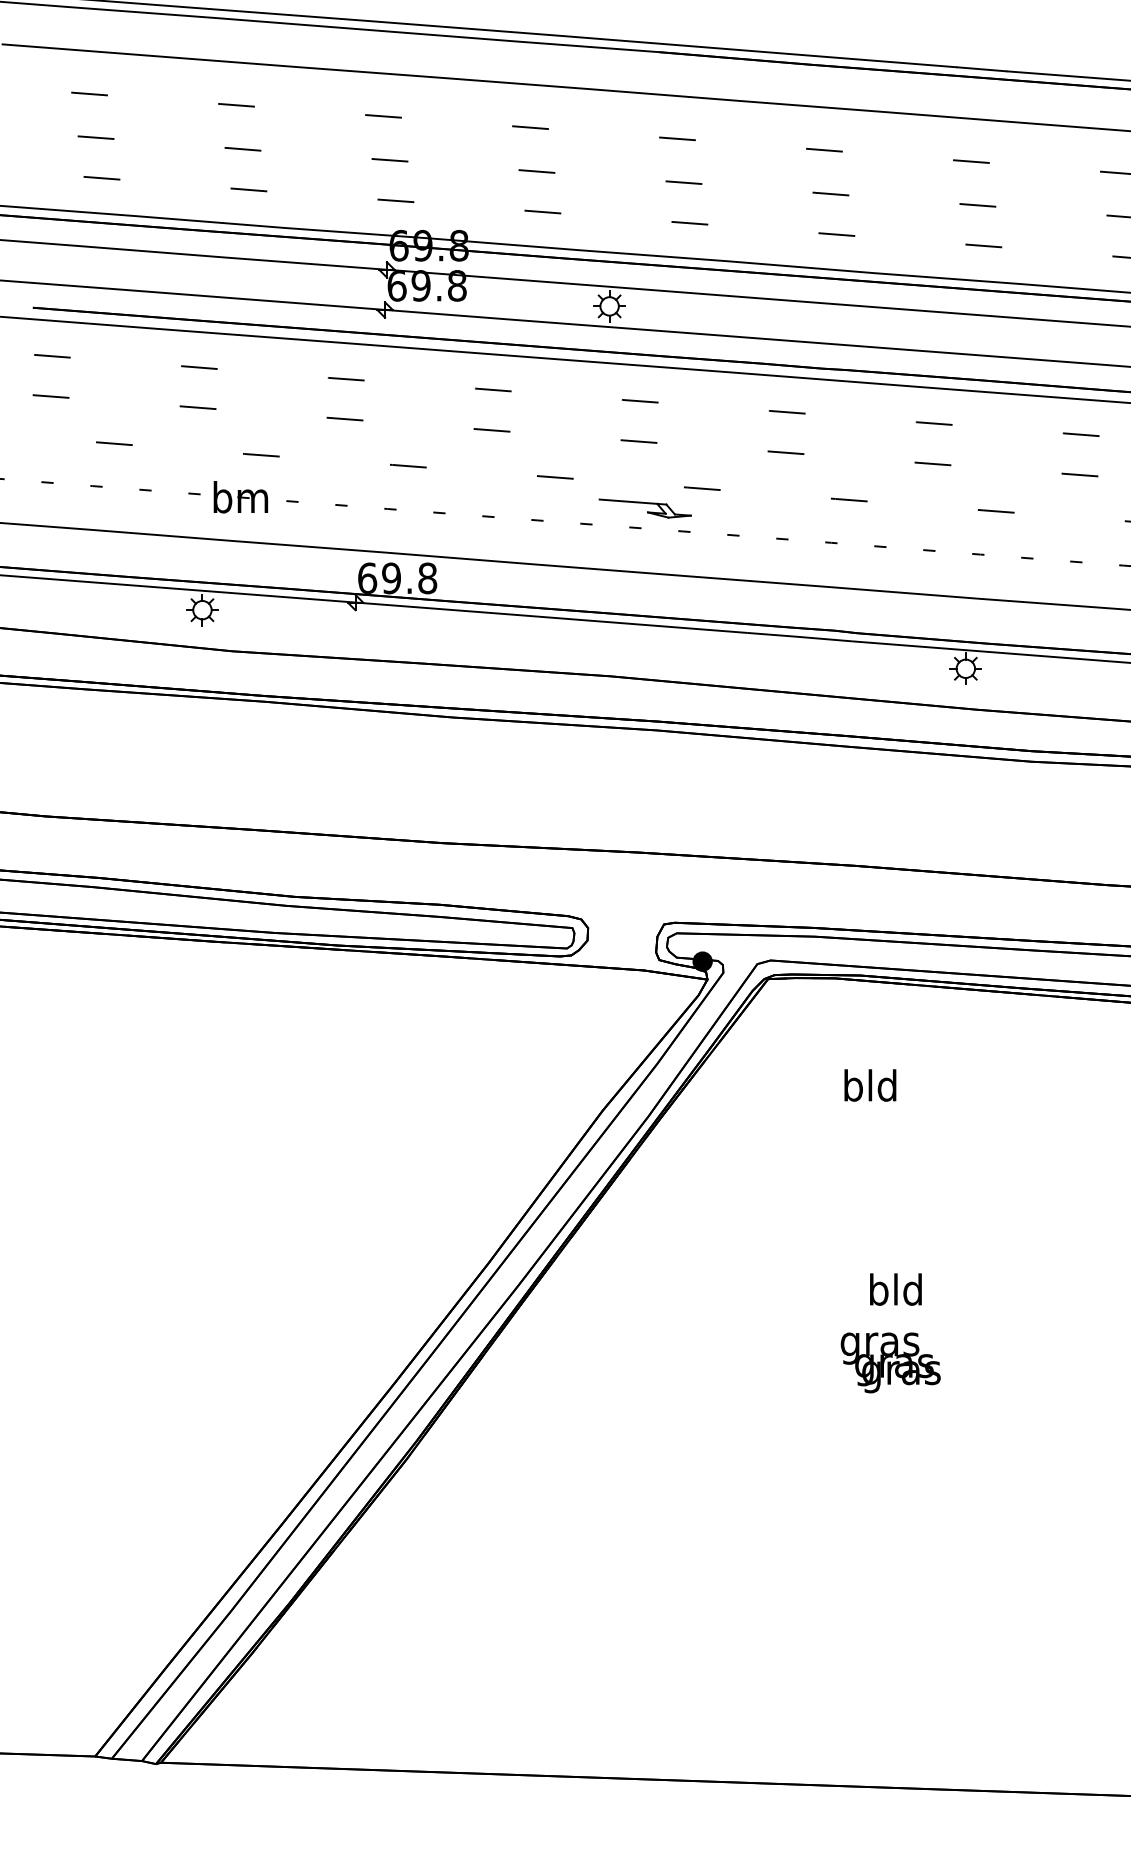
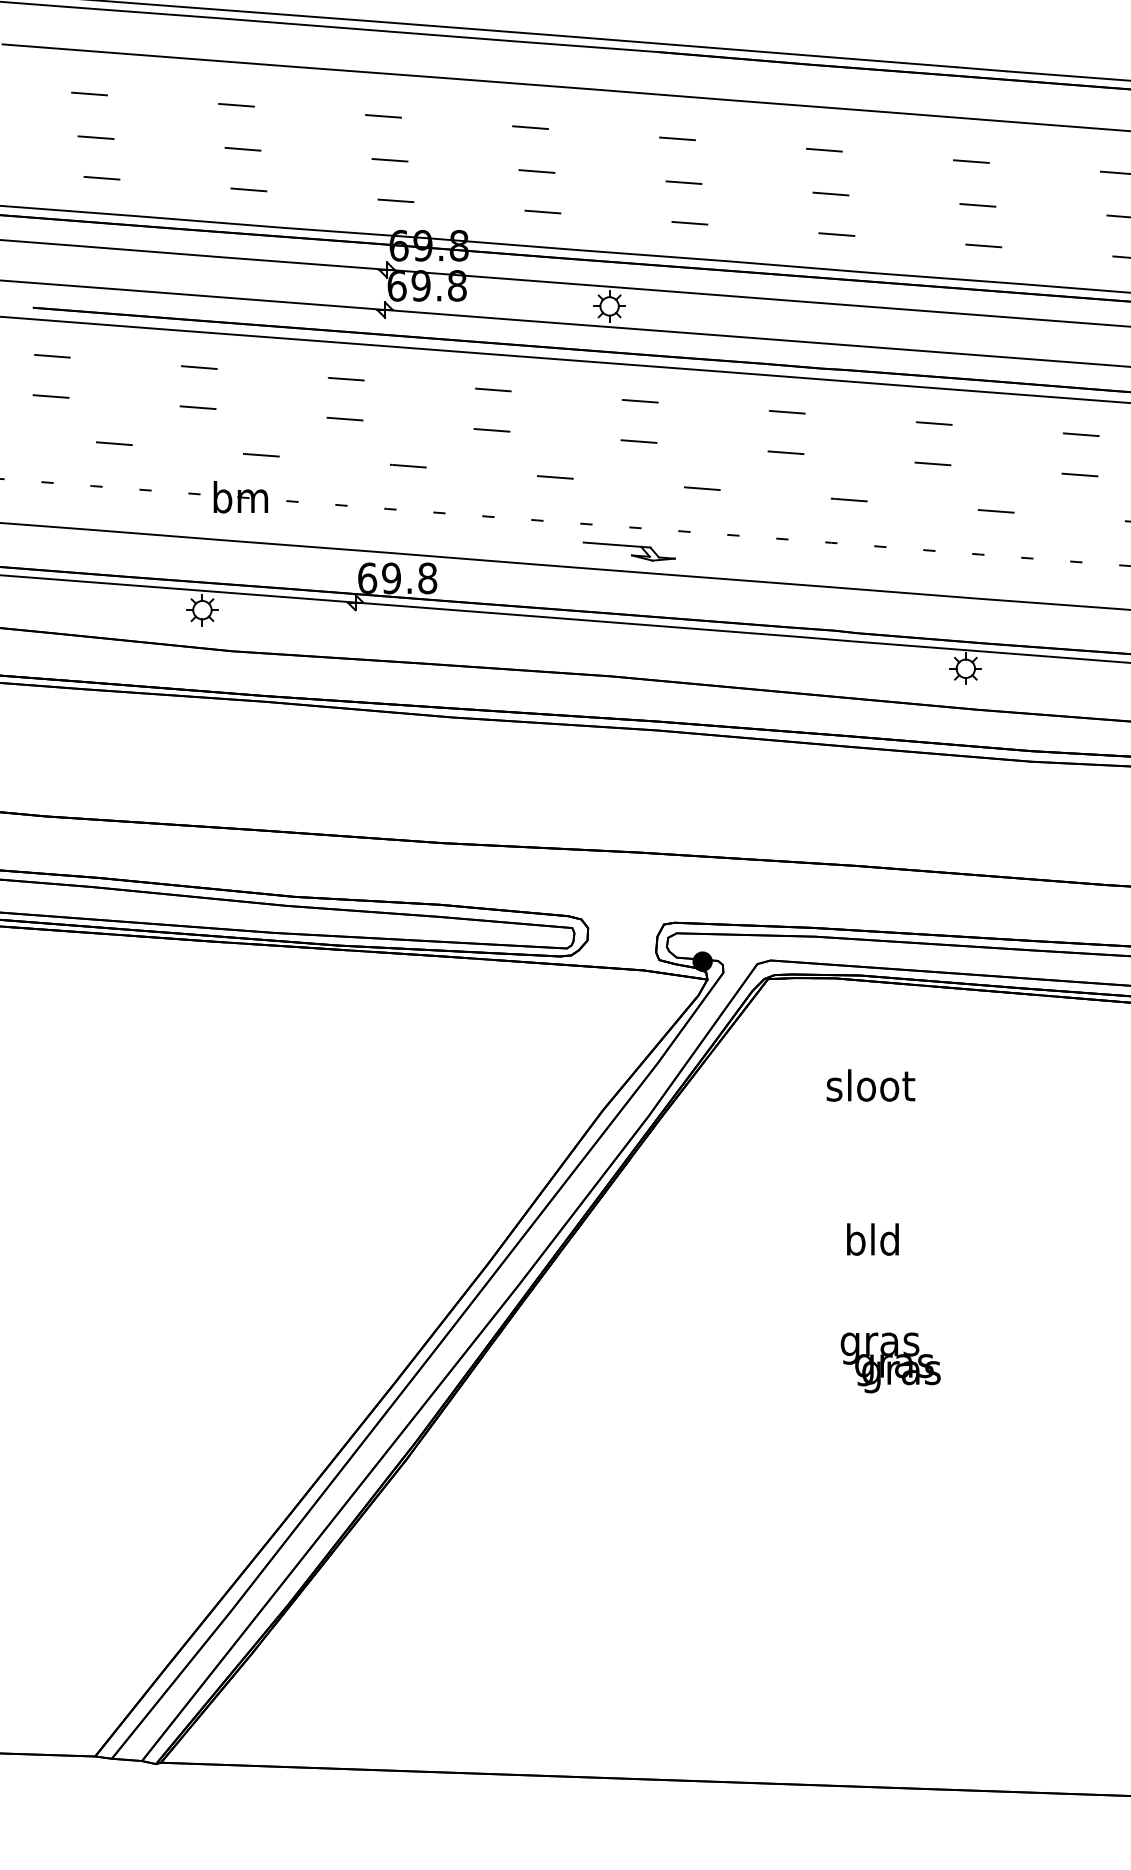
part position: (644, 508) -> (628, 551) (628, 551)
text: bld -> sloot (870, 1085)
text position: (895, 1289) -> (872, 1239) (872, 1239)
